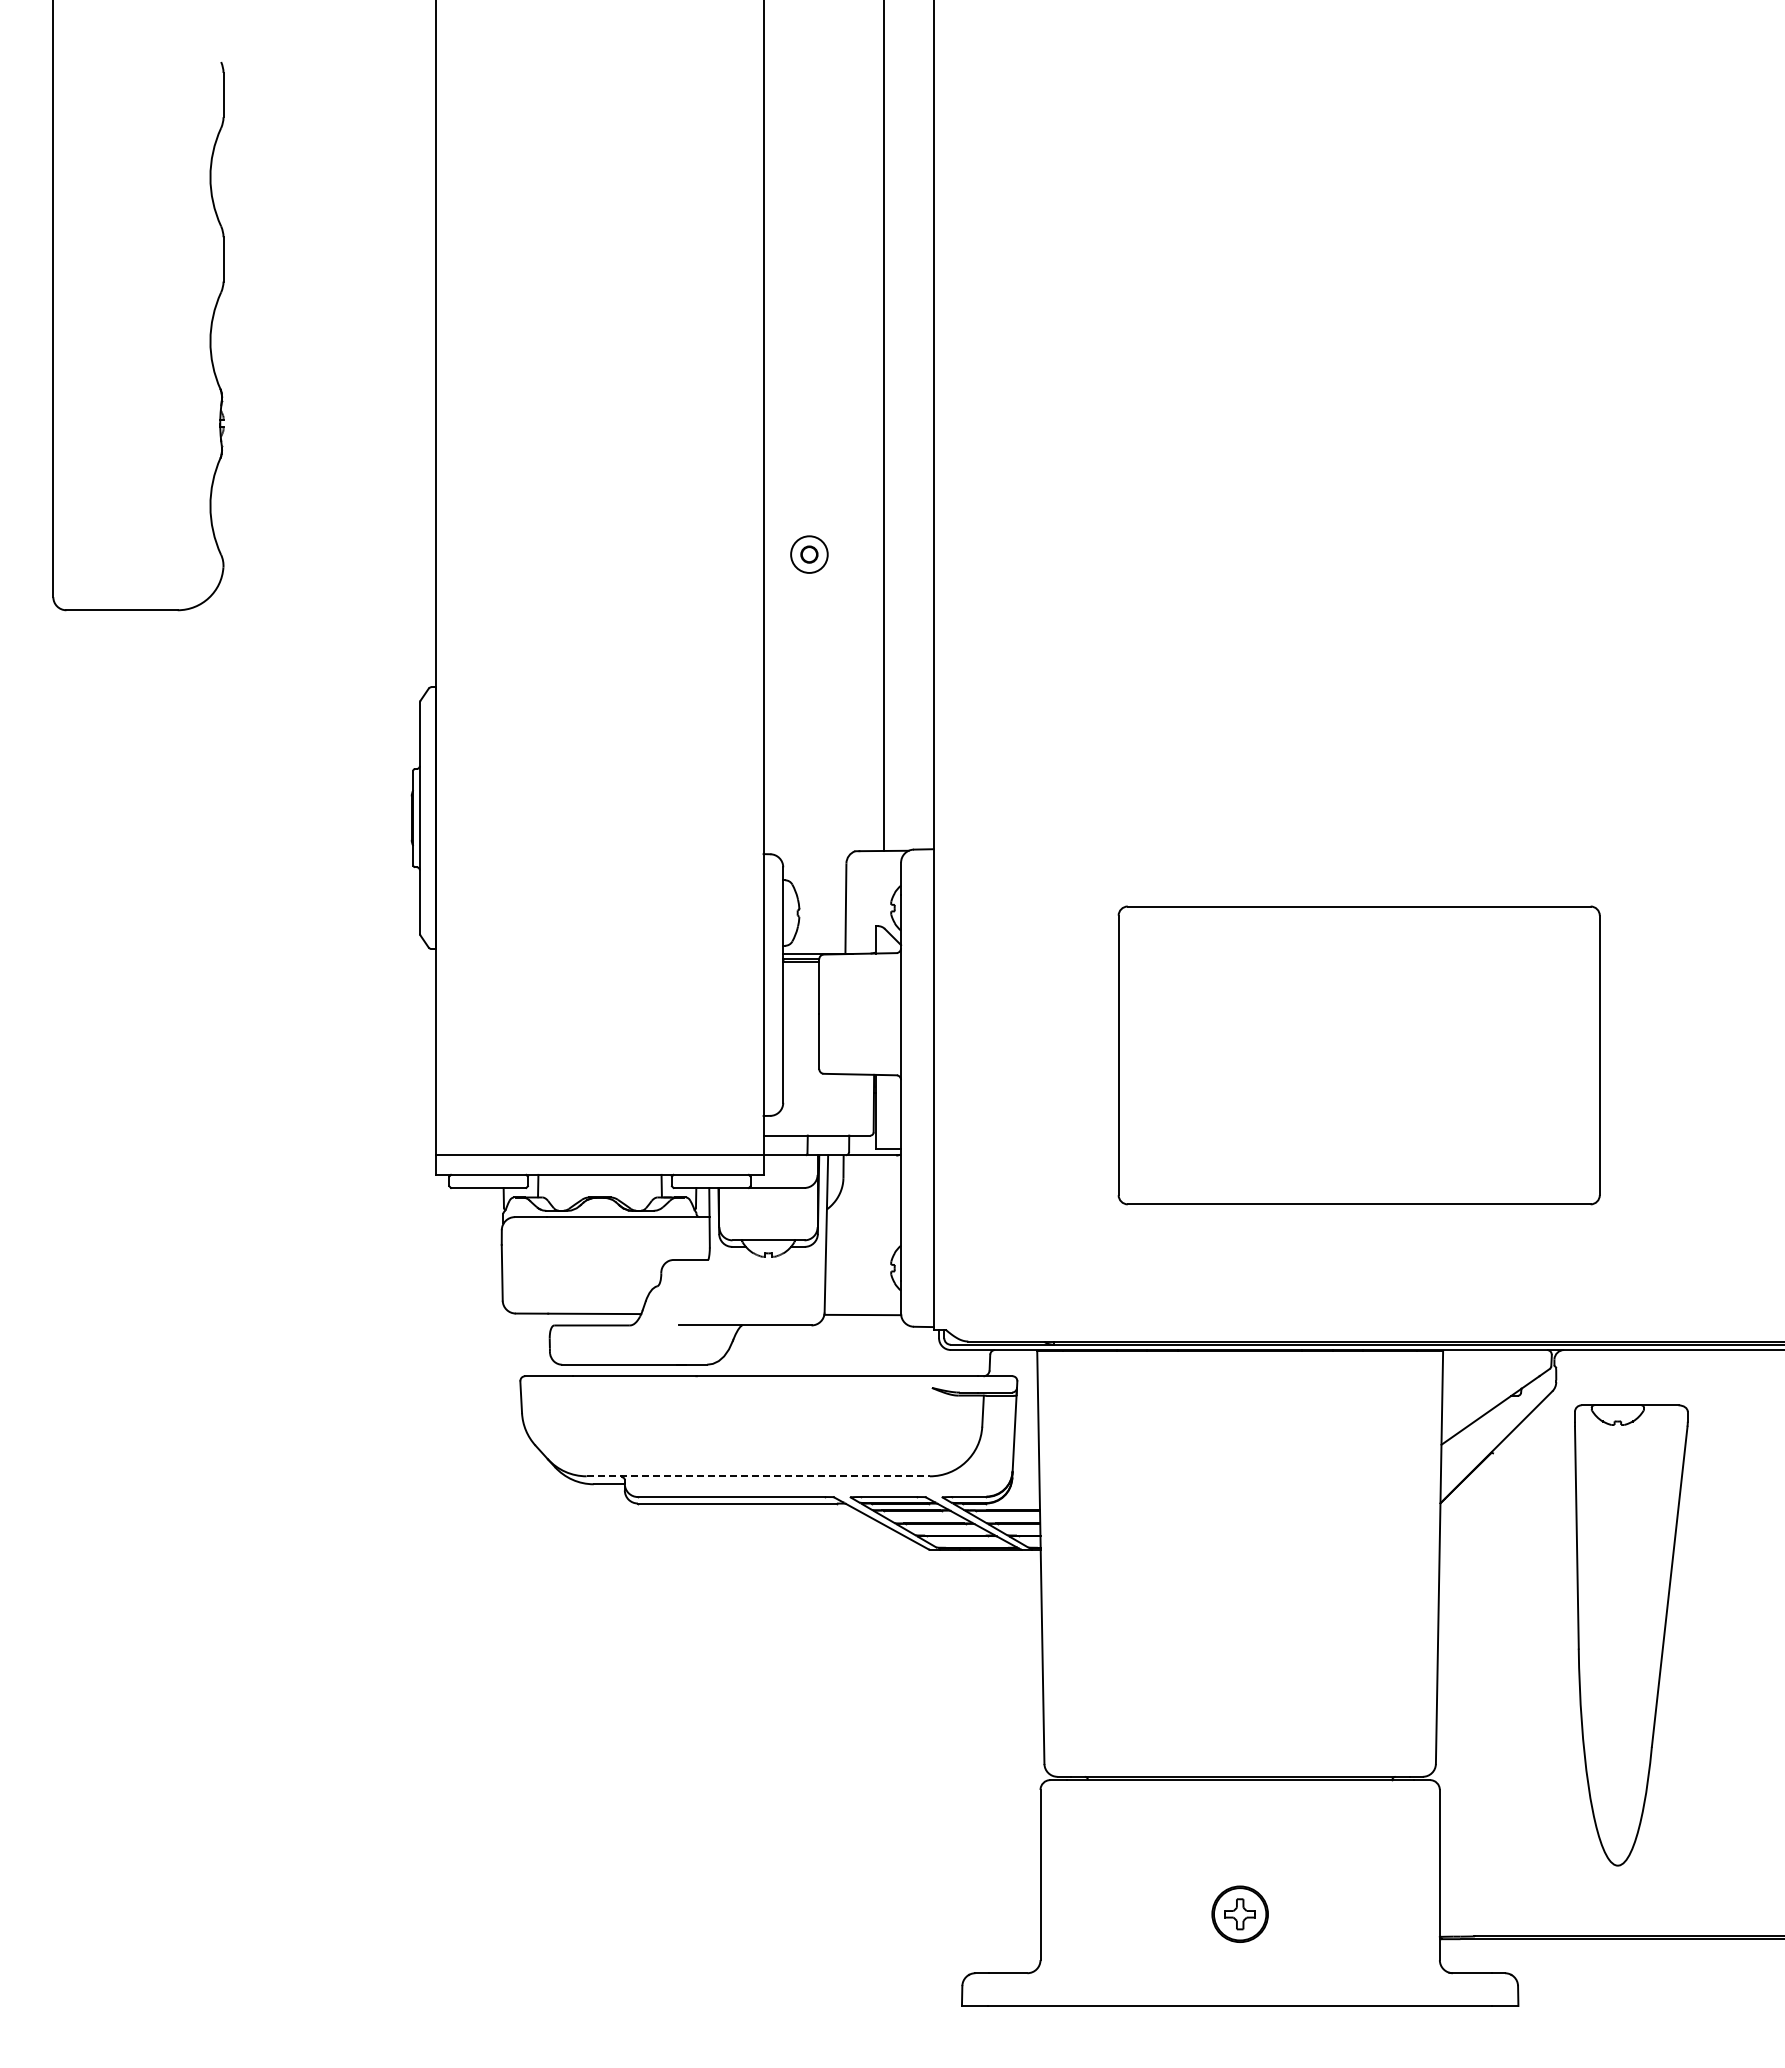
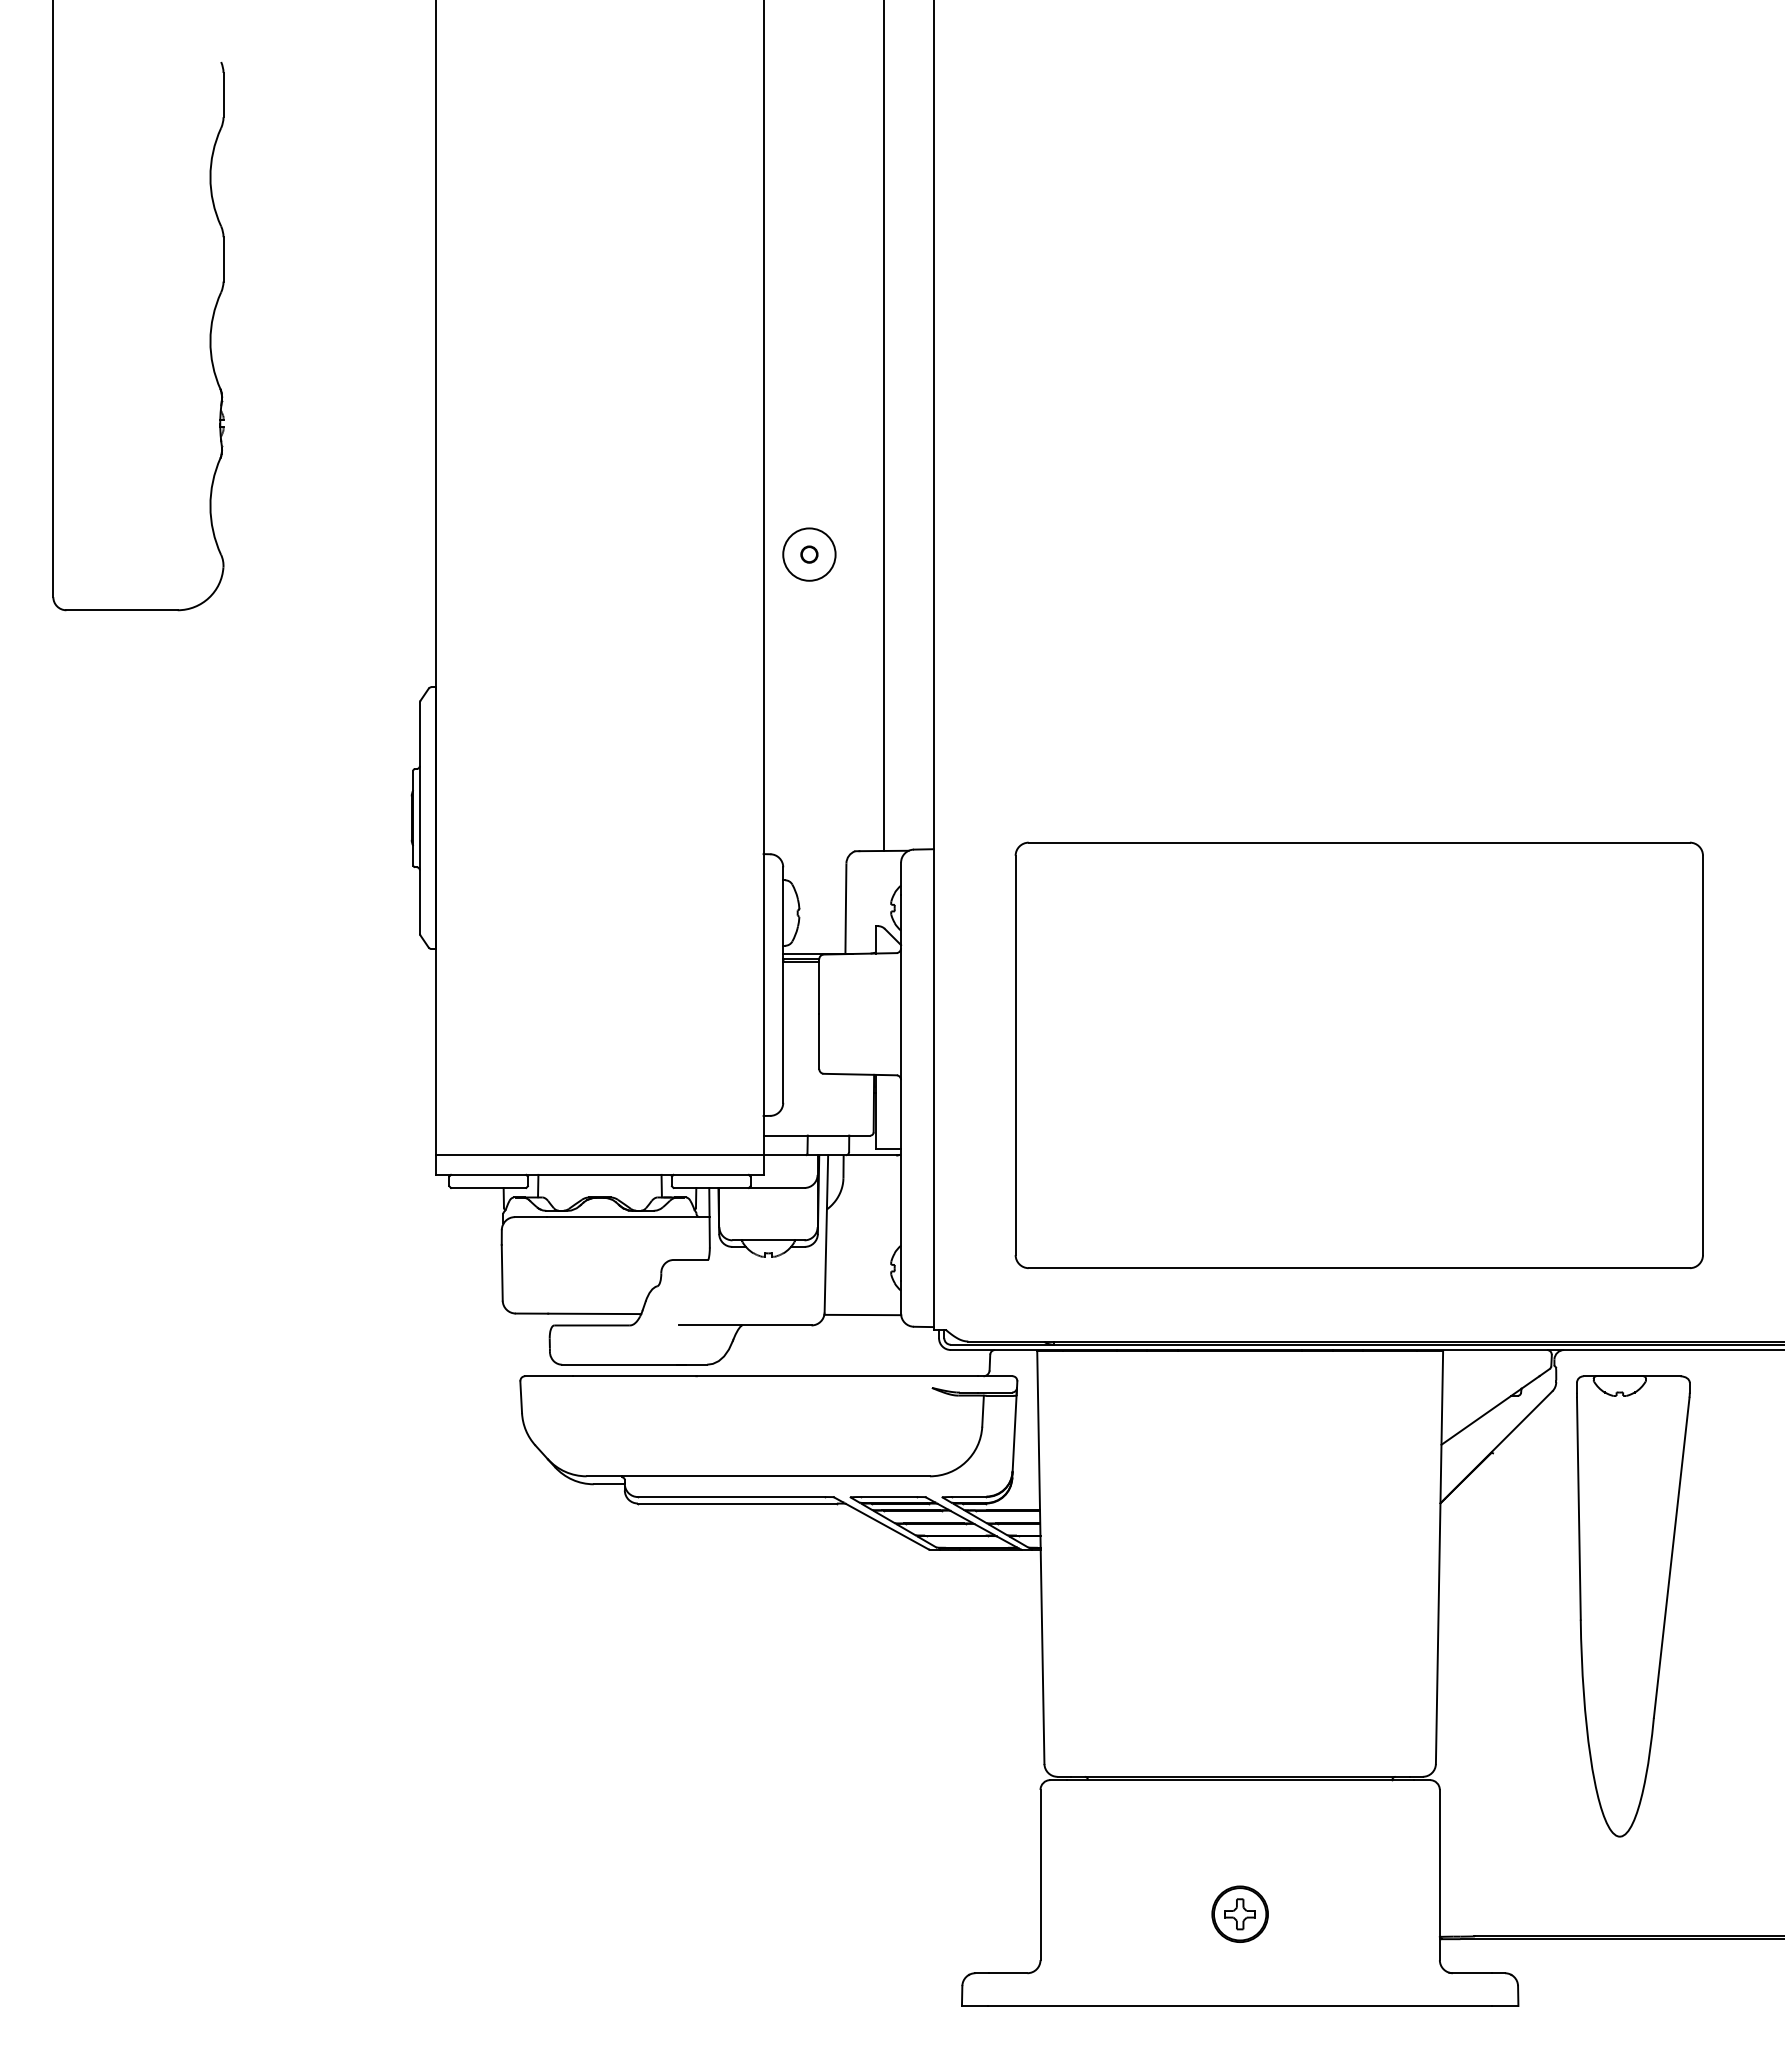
circle diameter: 37 px -> 52 px (809, 554)
part size: 484x301 px -> 690x429 px (1358, 1055)
line: dashed -> solid (758, 1476)
part position: (1631, 1635) -> (1633, 1606) (1633, 1606)
